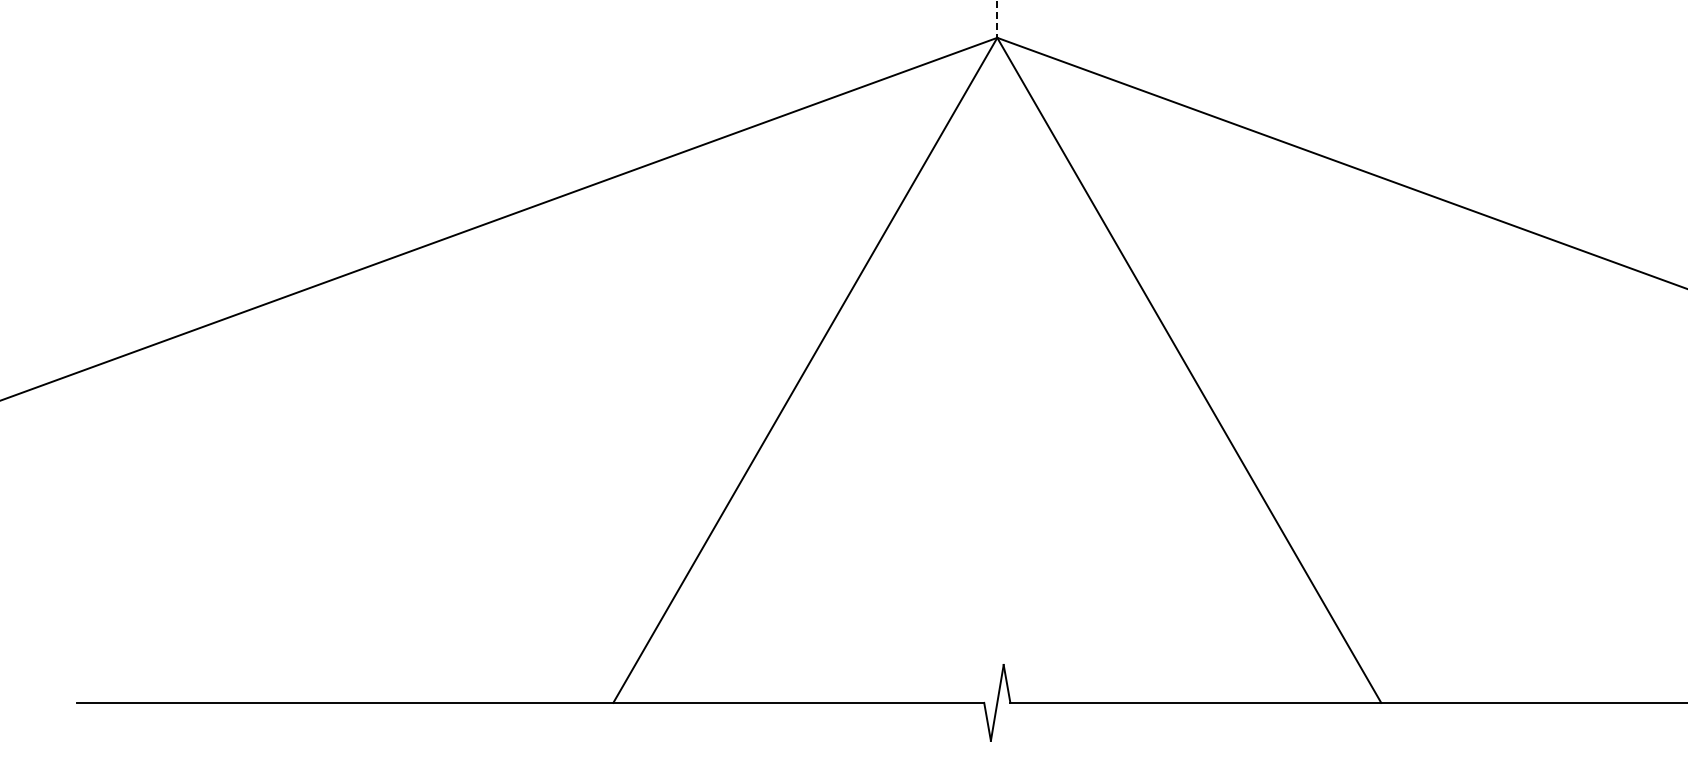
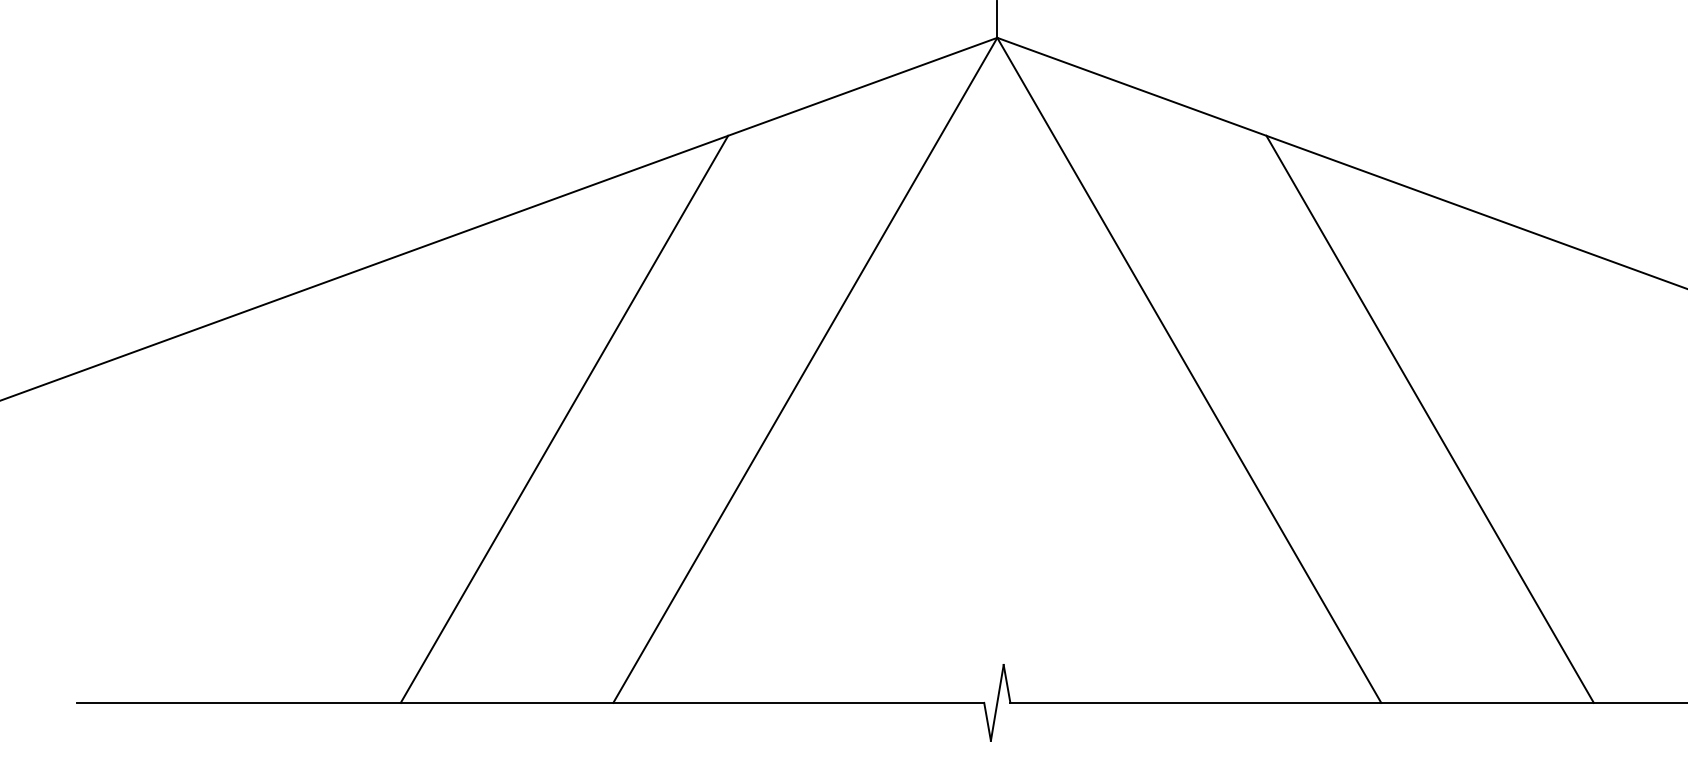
line: dashed -> solid (997, 19)
line: none -> present (564, 418)
line: none -> present (1429, 418)
